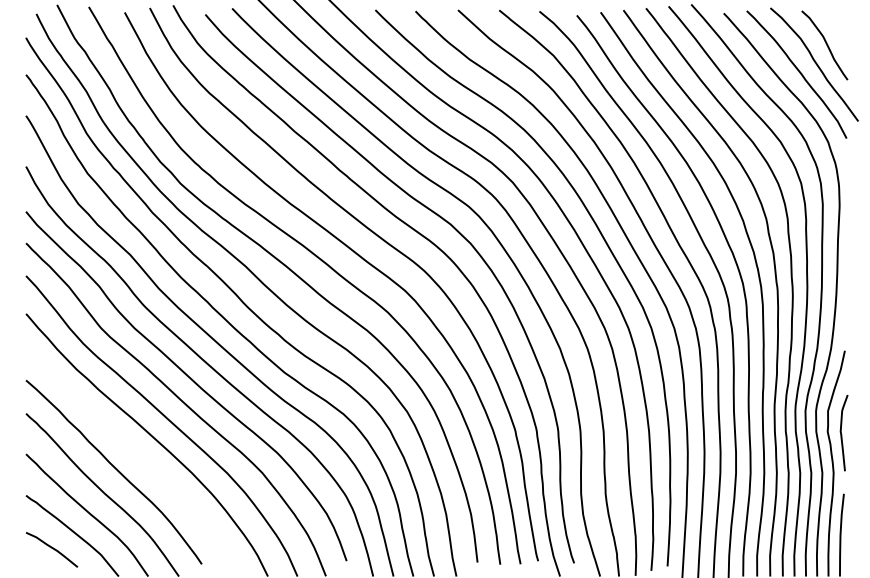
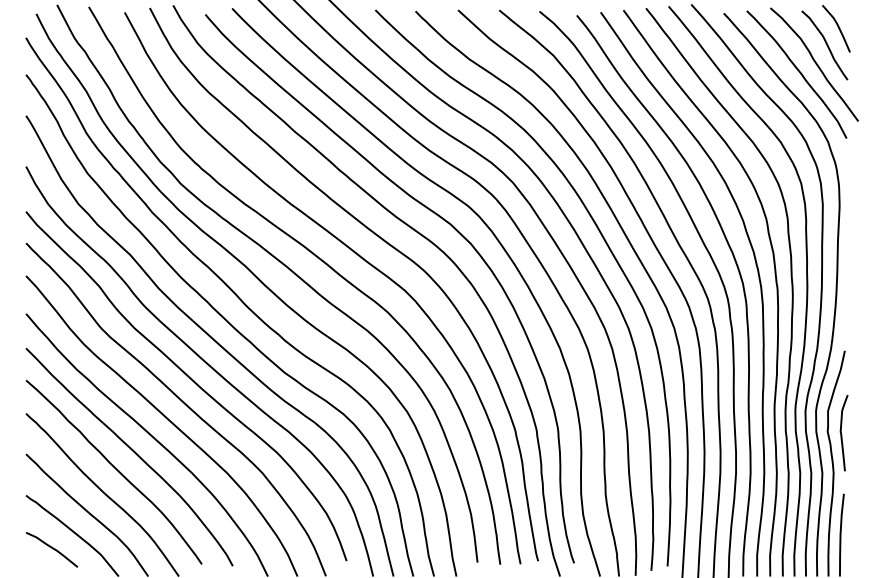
line: none -> present (837, 27)
curve: none -> present (133, 452)
